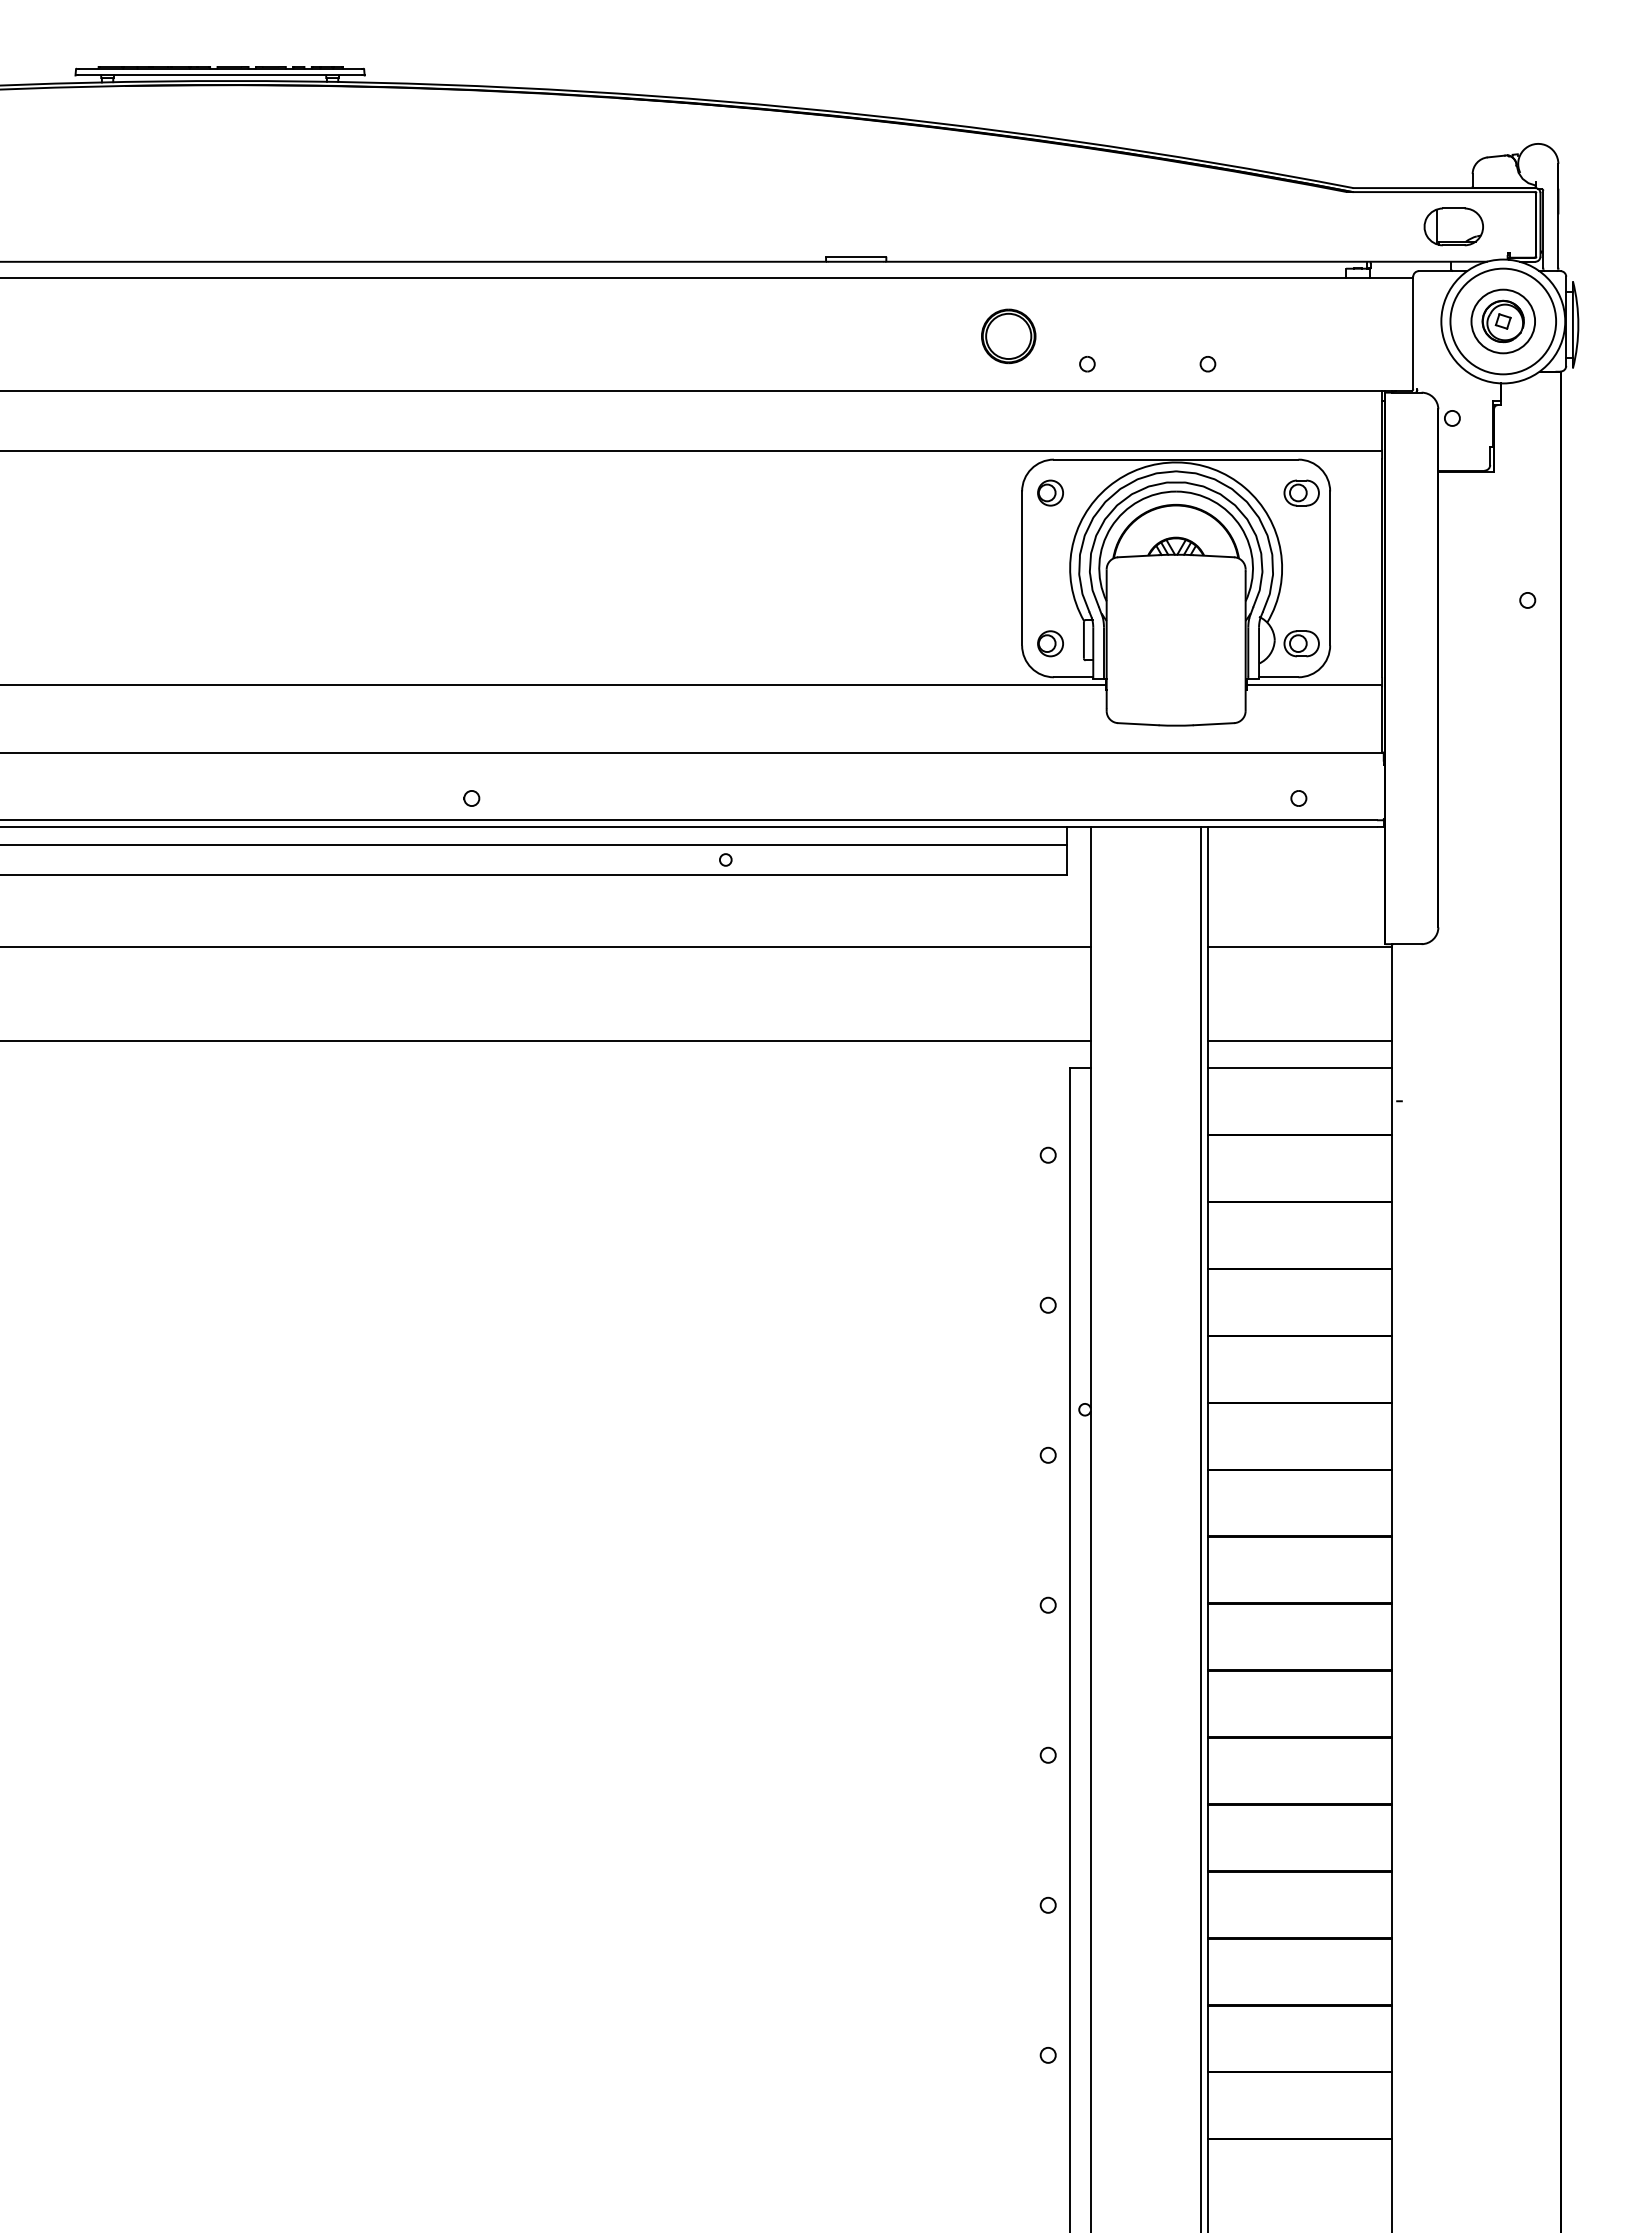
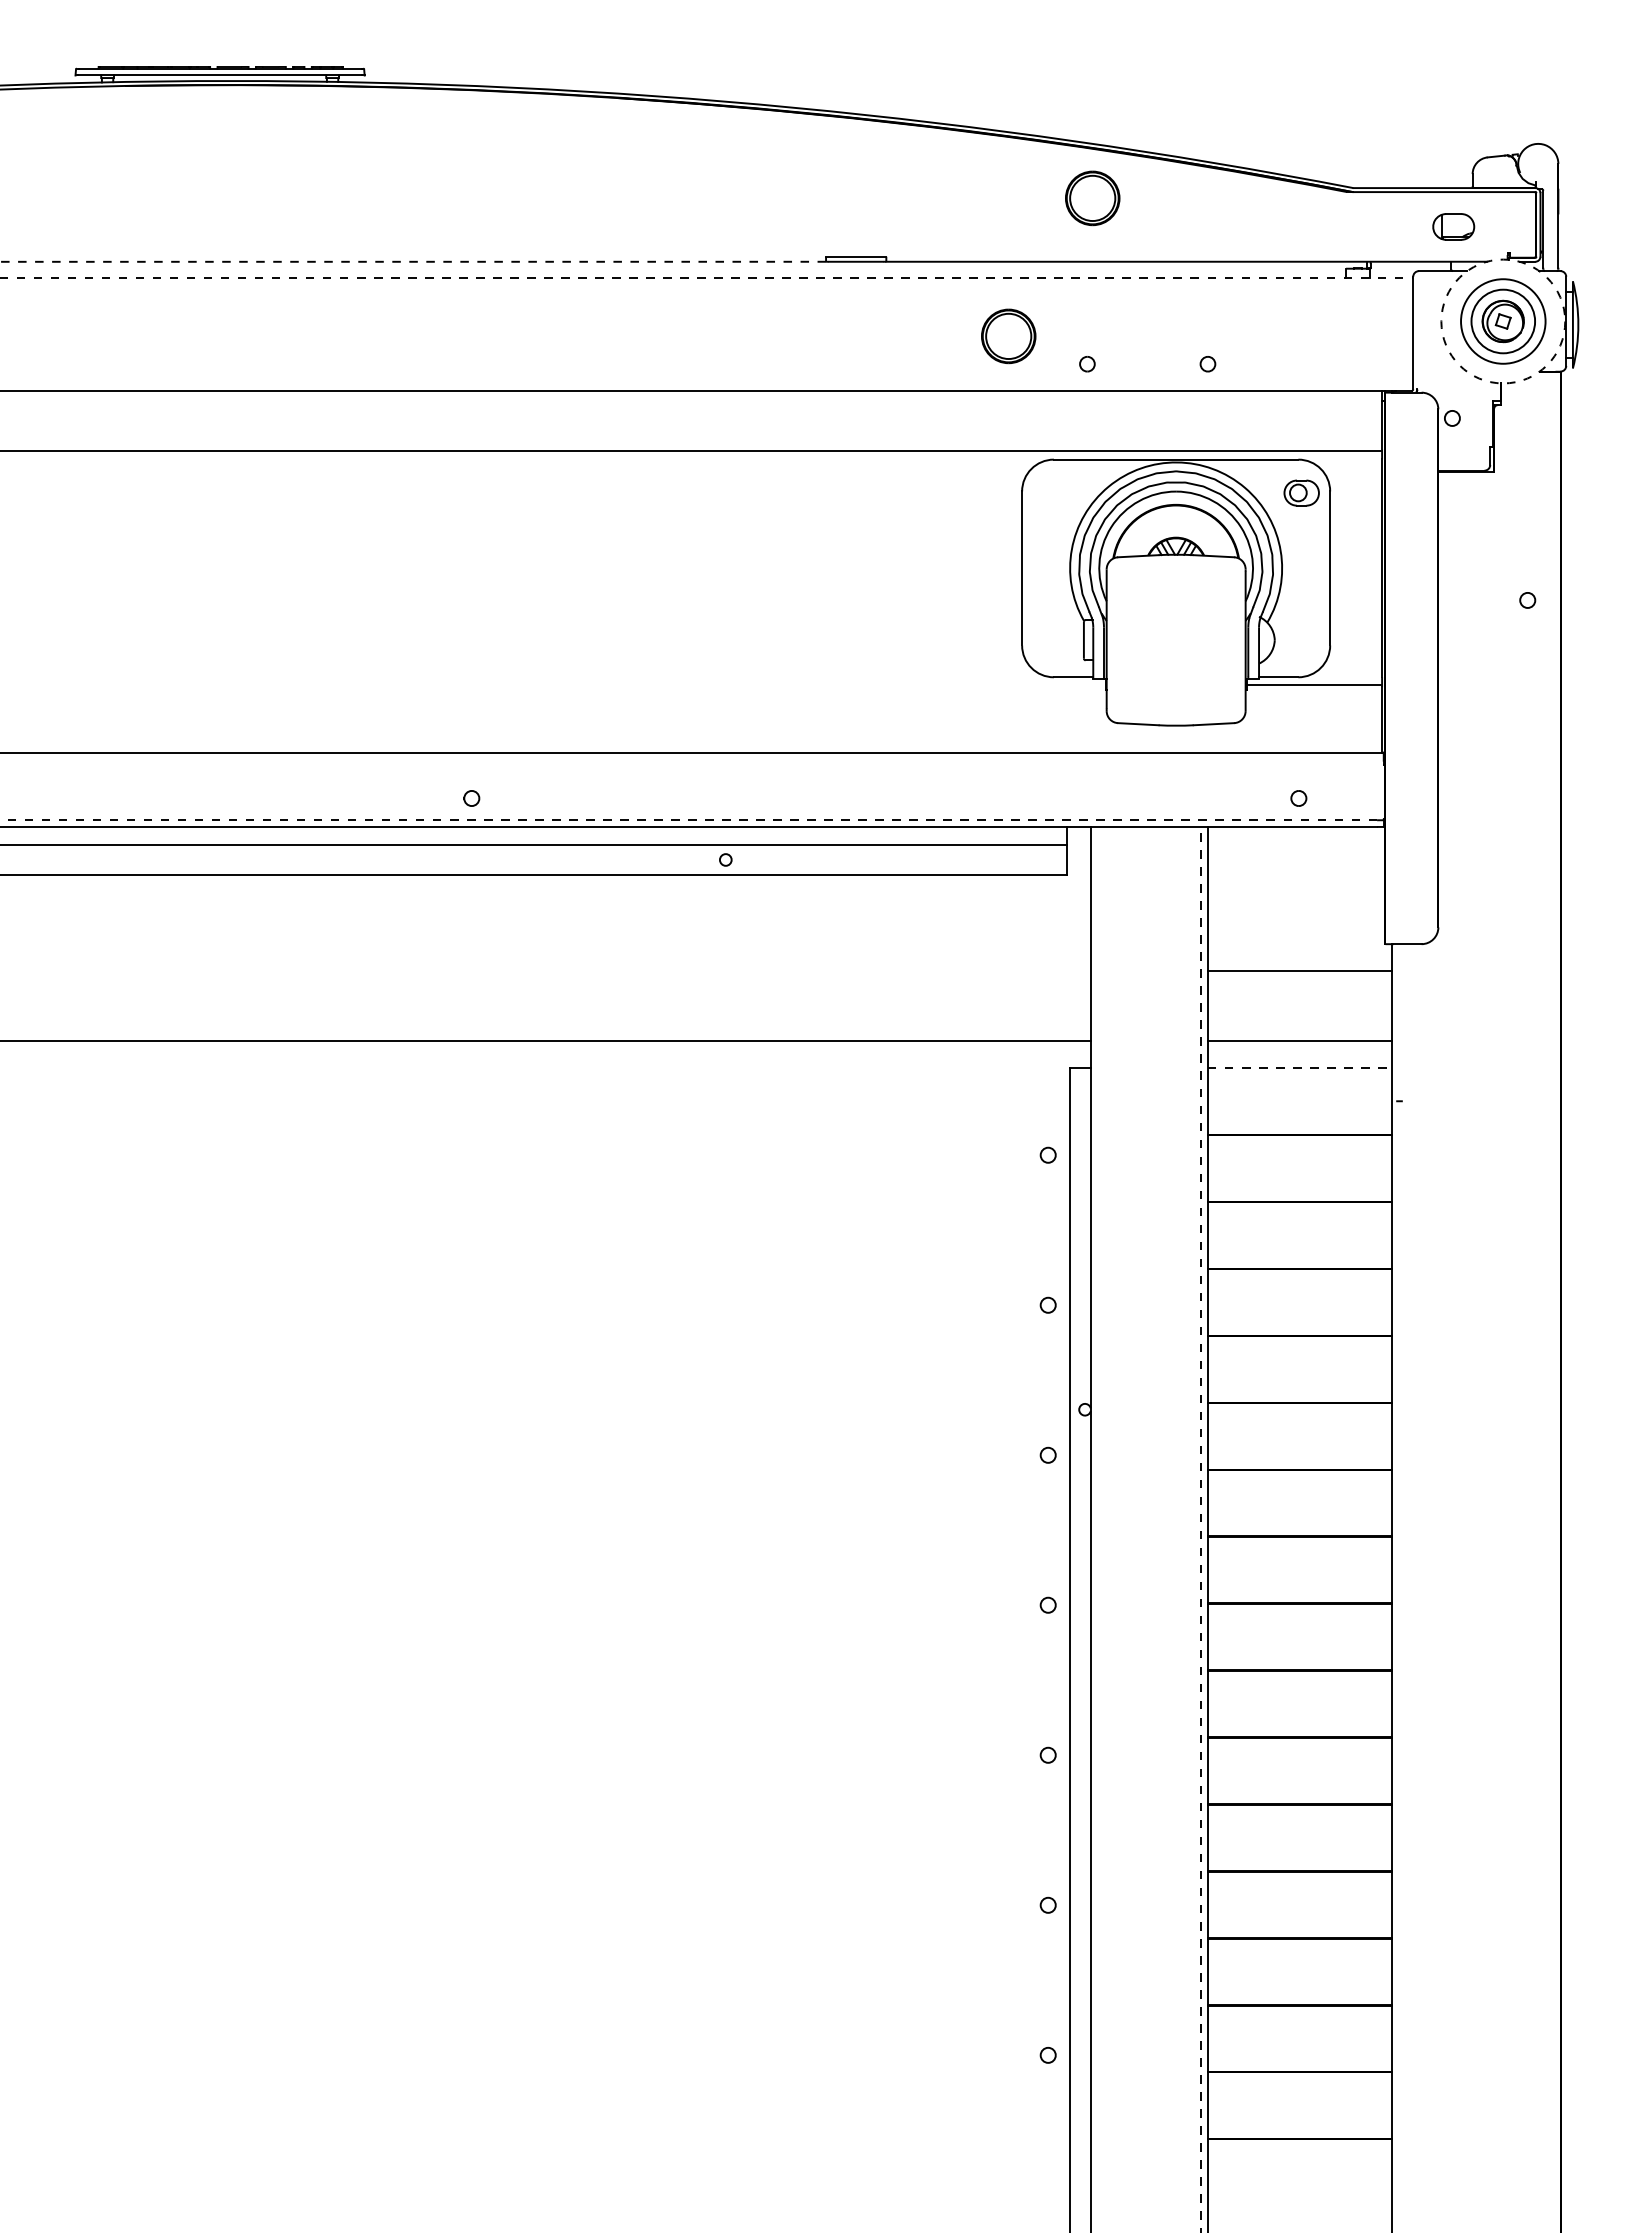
part: none -> present (1092, 198)
part size: 61x40 px -> 44x28 px (1453, 226)
line: solid -> dashed (413, 261)
line: solid -> dashed (707, 277)
circle diameter: 106 px -> 85 px (1503, 321)
circle: solid -> dashed (1503, 321)
part: present -> none (1050, 492)
part: present -> none (1050, 643)
part: present -> none (1301, 643)
line: present -> none (553, 685)
line: solid -> dashed (688, 820)
line: present -> none (546, 946)
line position: (1299, 946) -> (1299, 970) (1299, 970)
line: solid -> dashed (1300, 1068)
line: solid -> dashed (1201, 1529)
